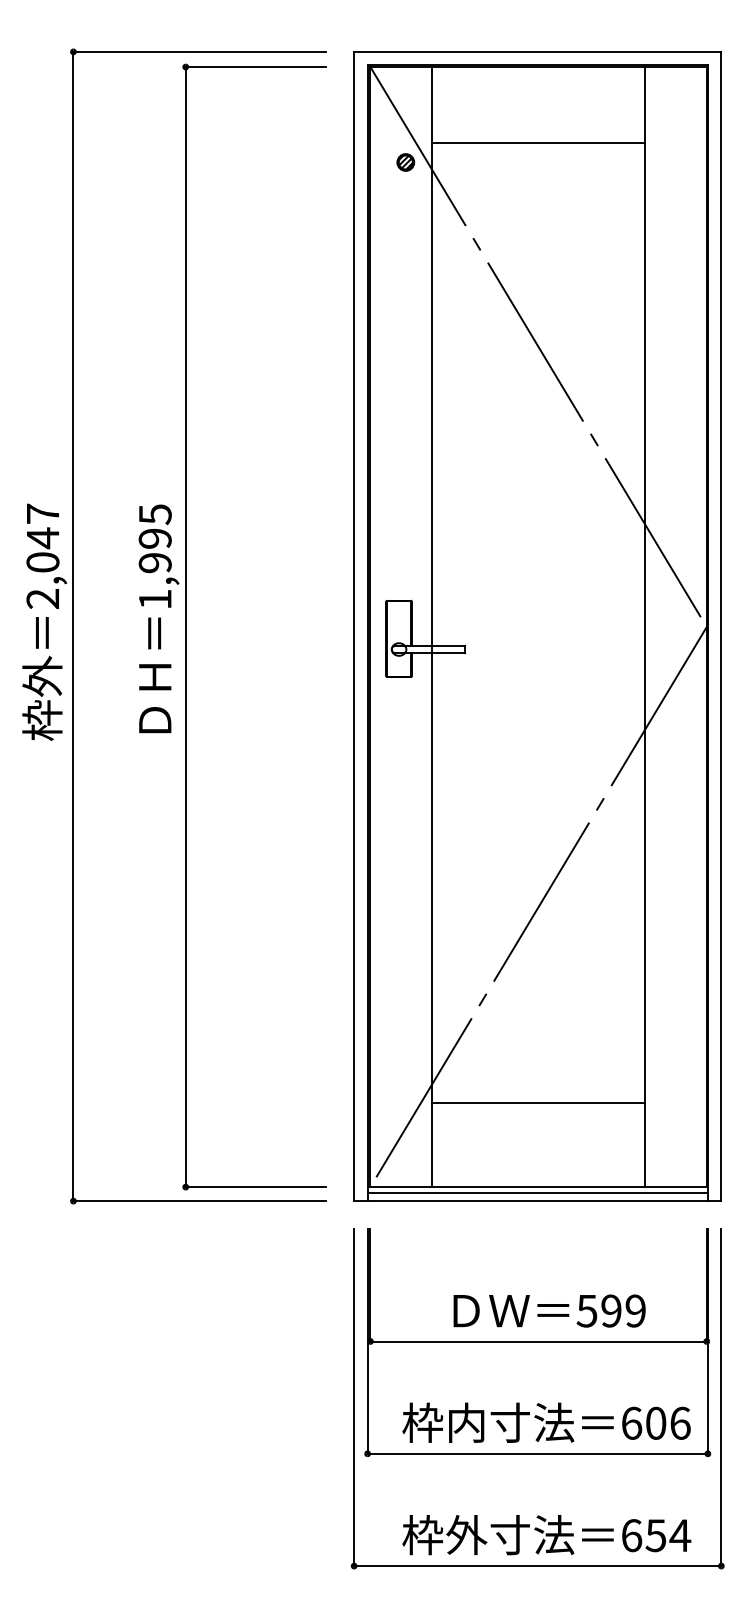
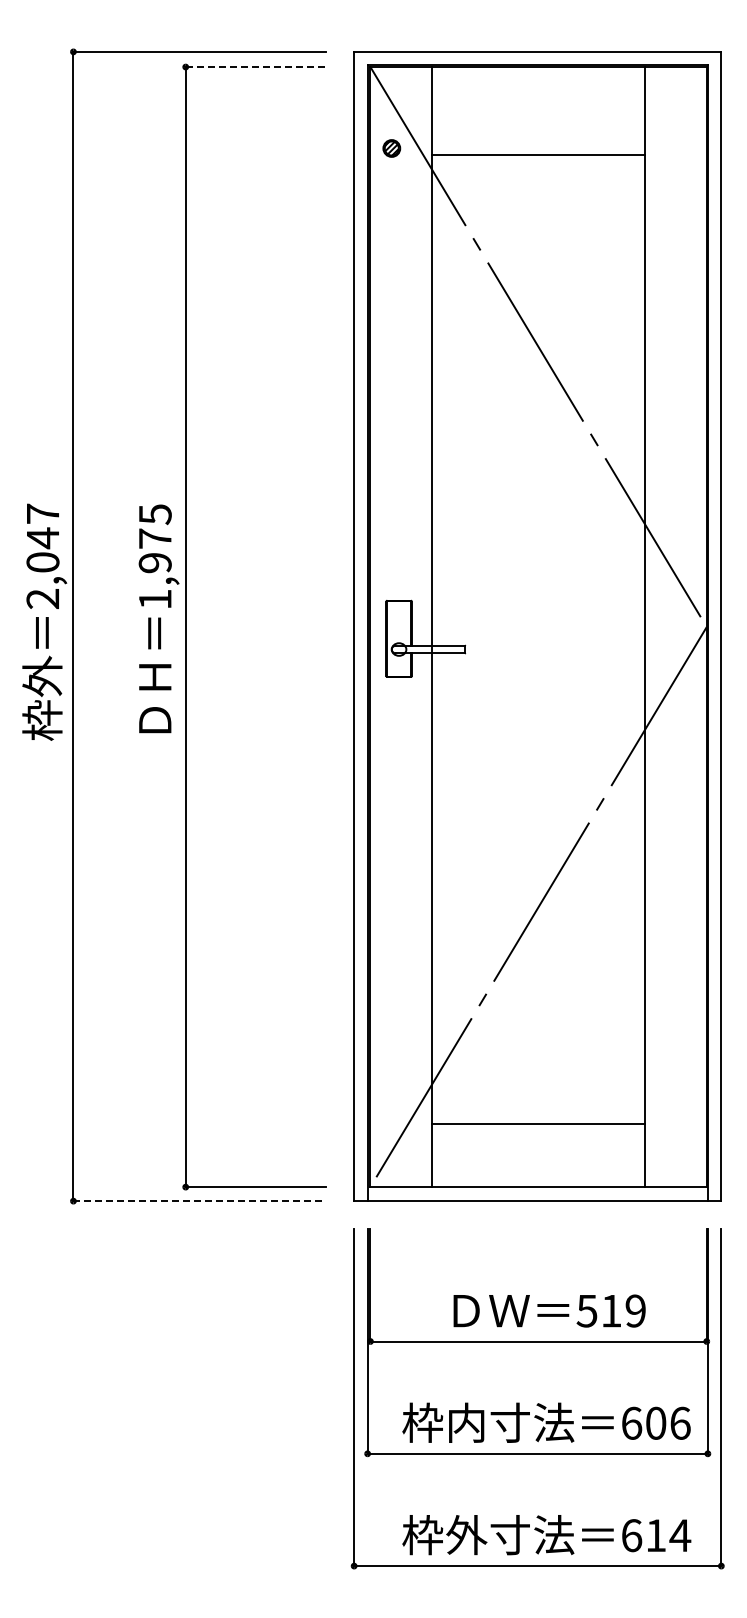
line: solid -> dashed (256, 67)
line position: (538, 142) -> (538, 154) (538, 154)
part position: (405, 162) -> (391, 148) (391, 148)
text: 1,995 -> 1,975 (154, 538)
line position: (538, 1102) -> (538, 1123) (538, 1123)
line: present -> none (537, 1192)
line: solid -> dashed (200, 1201)
text: 599 -> 519 (611, 1310)
text: 654 -> 614 (655, 1535)
